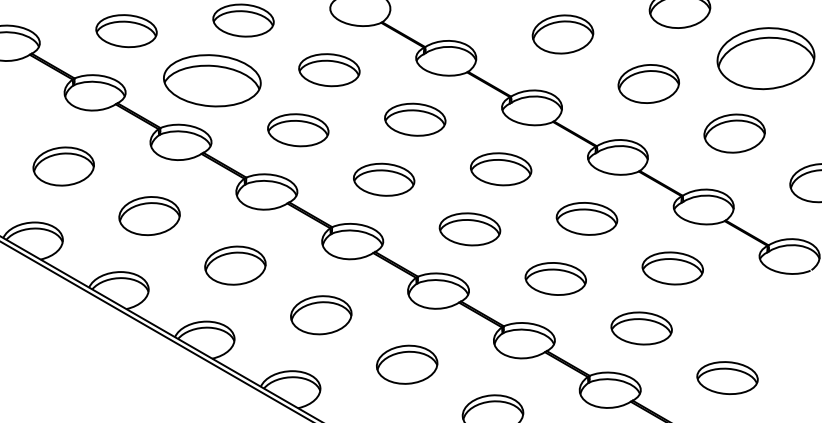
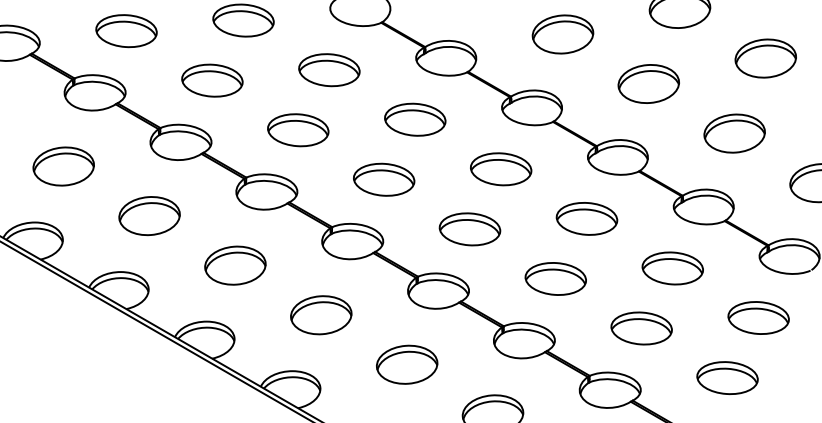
part size: 100x64 px -> 63x41 px (765, 58)
part size: 99x54 px -> 63x35 px (212, 80)
part: none -> present (758, 317)
